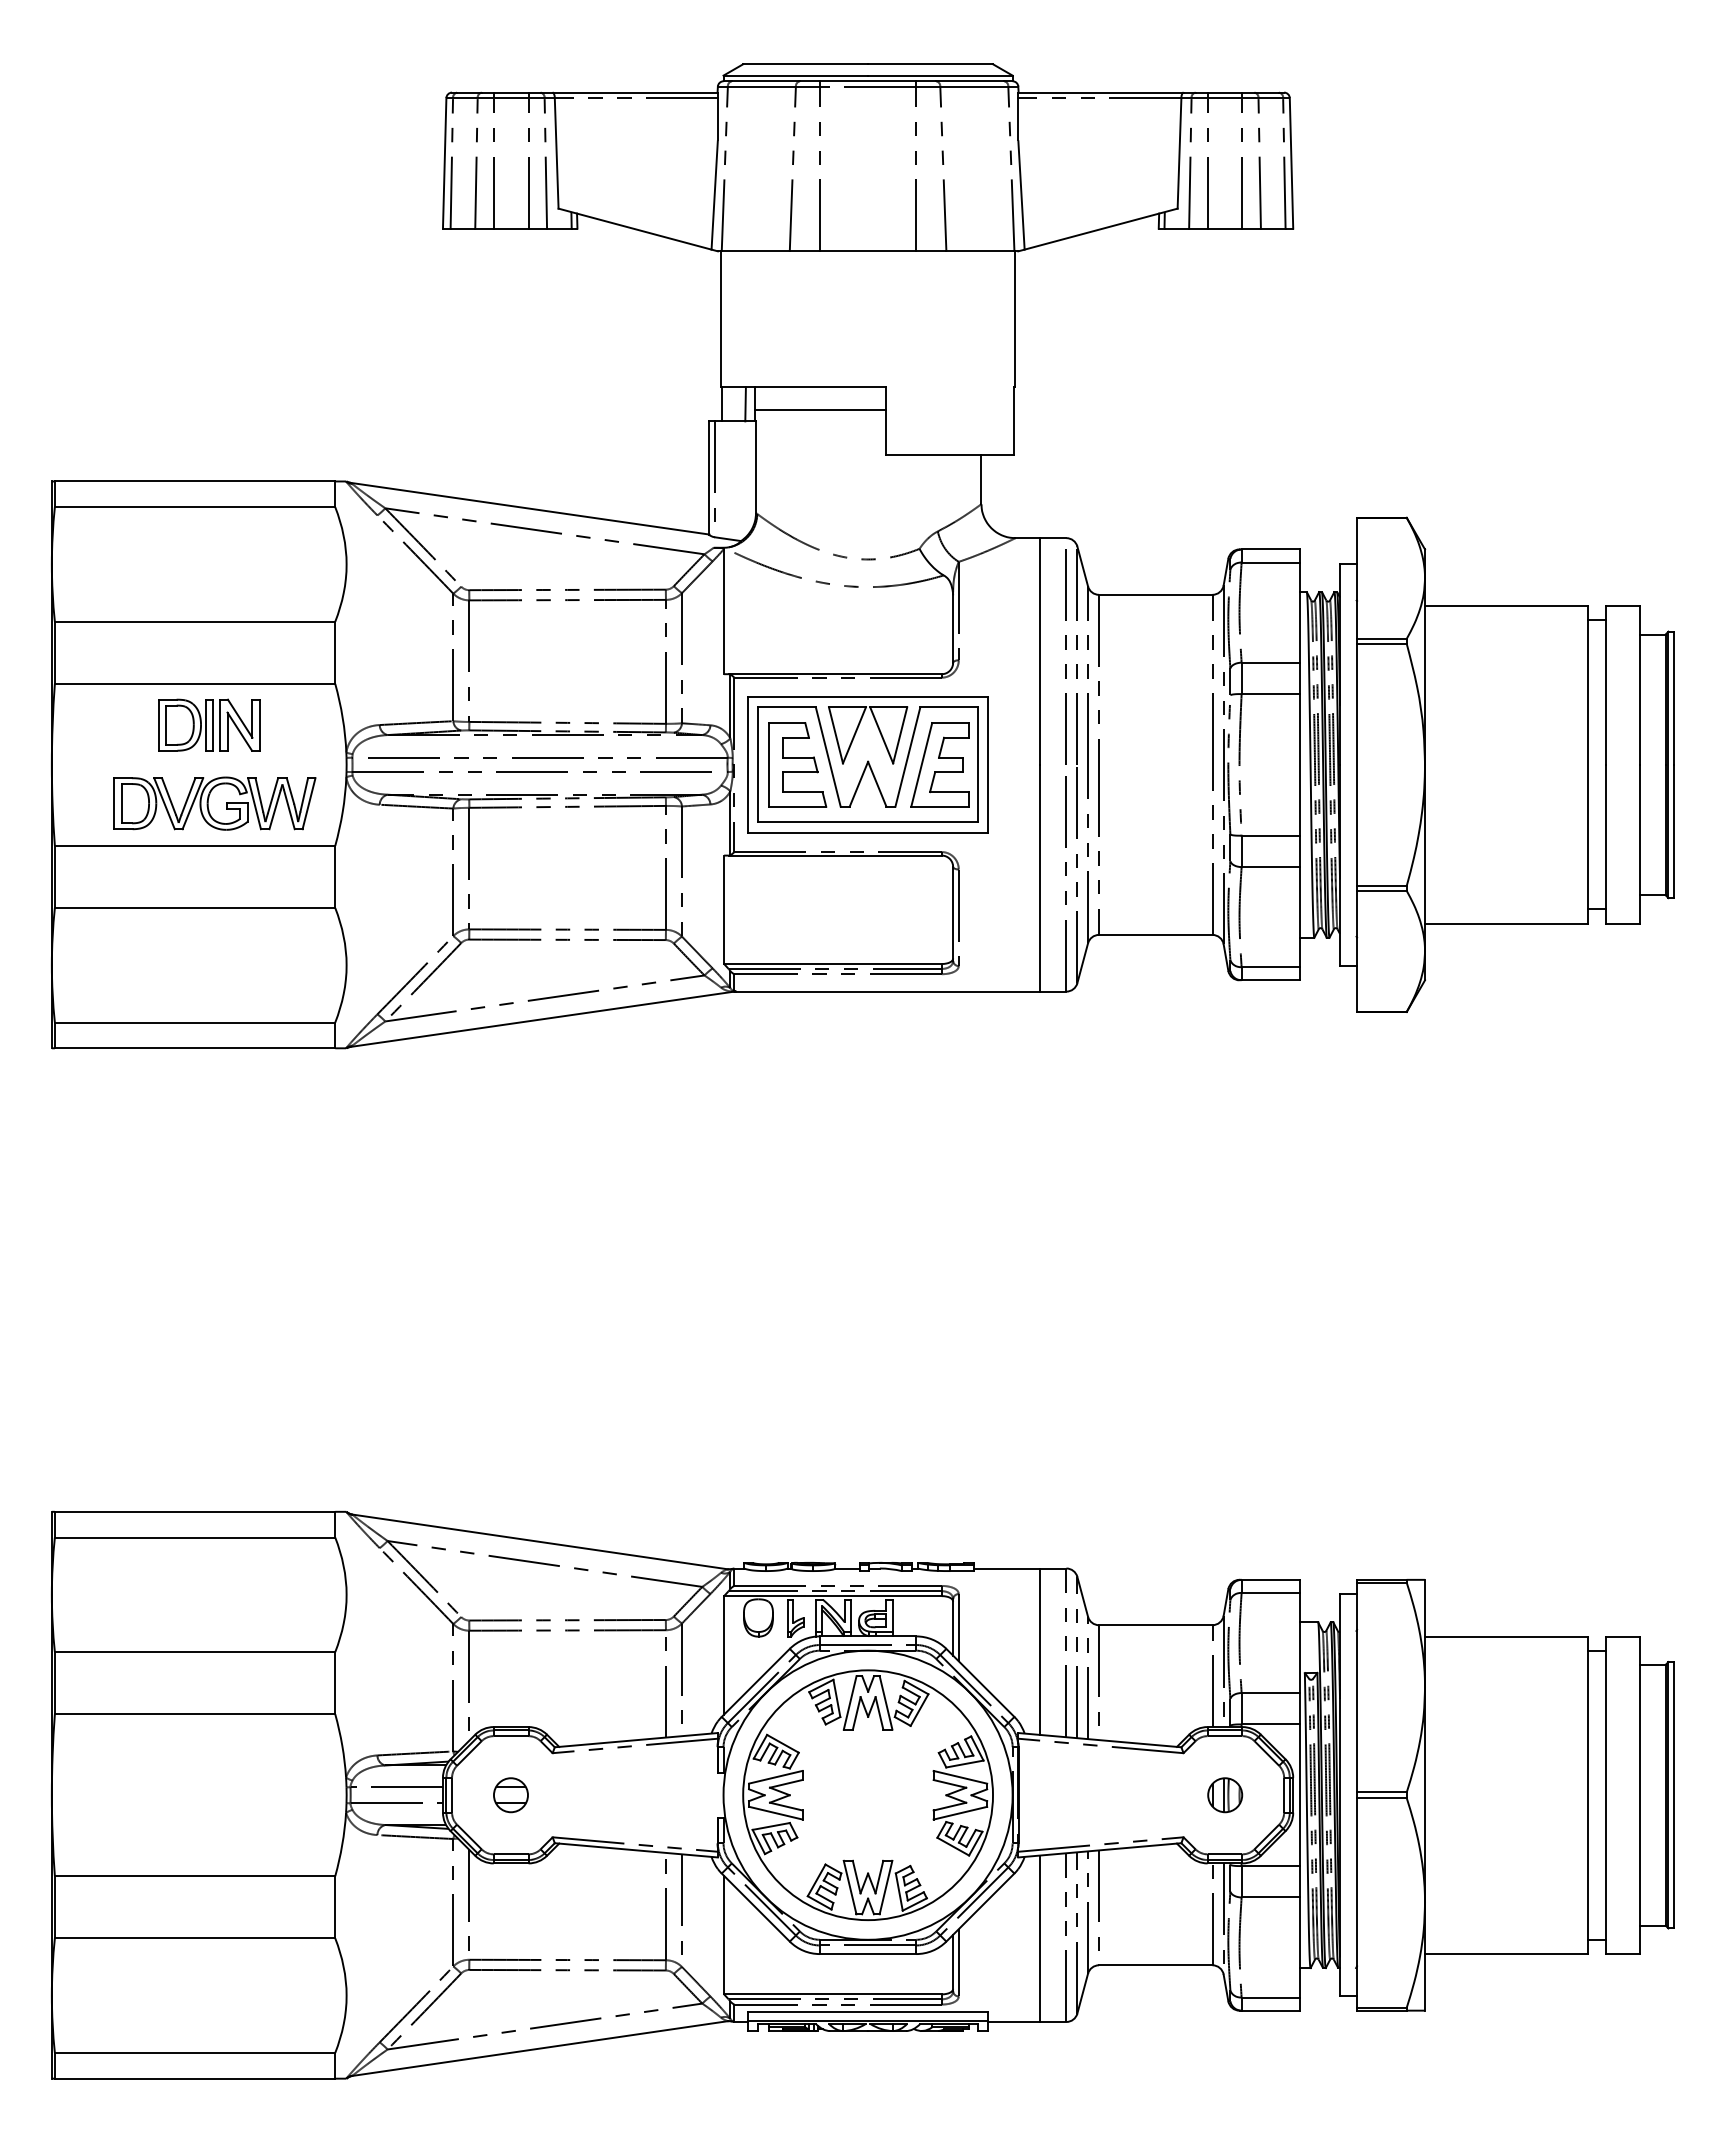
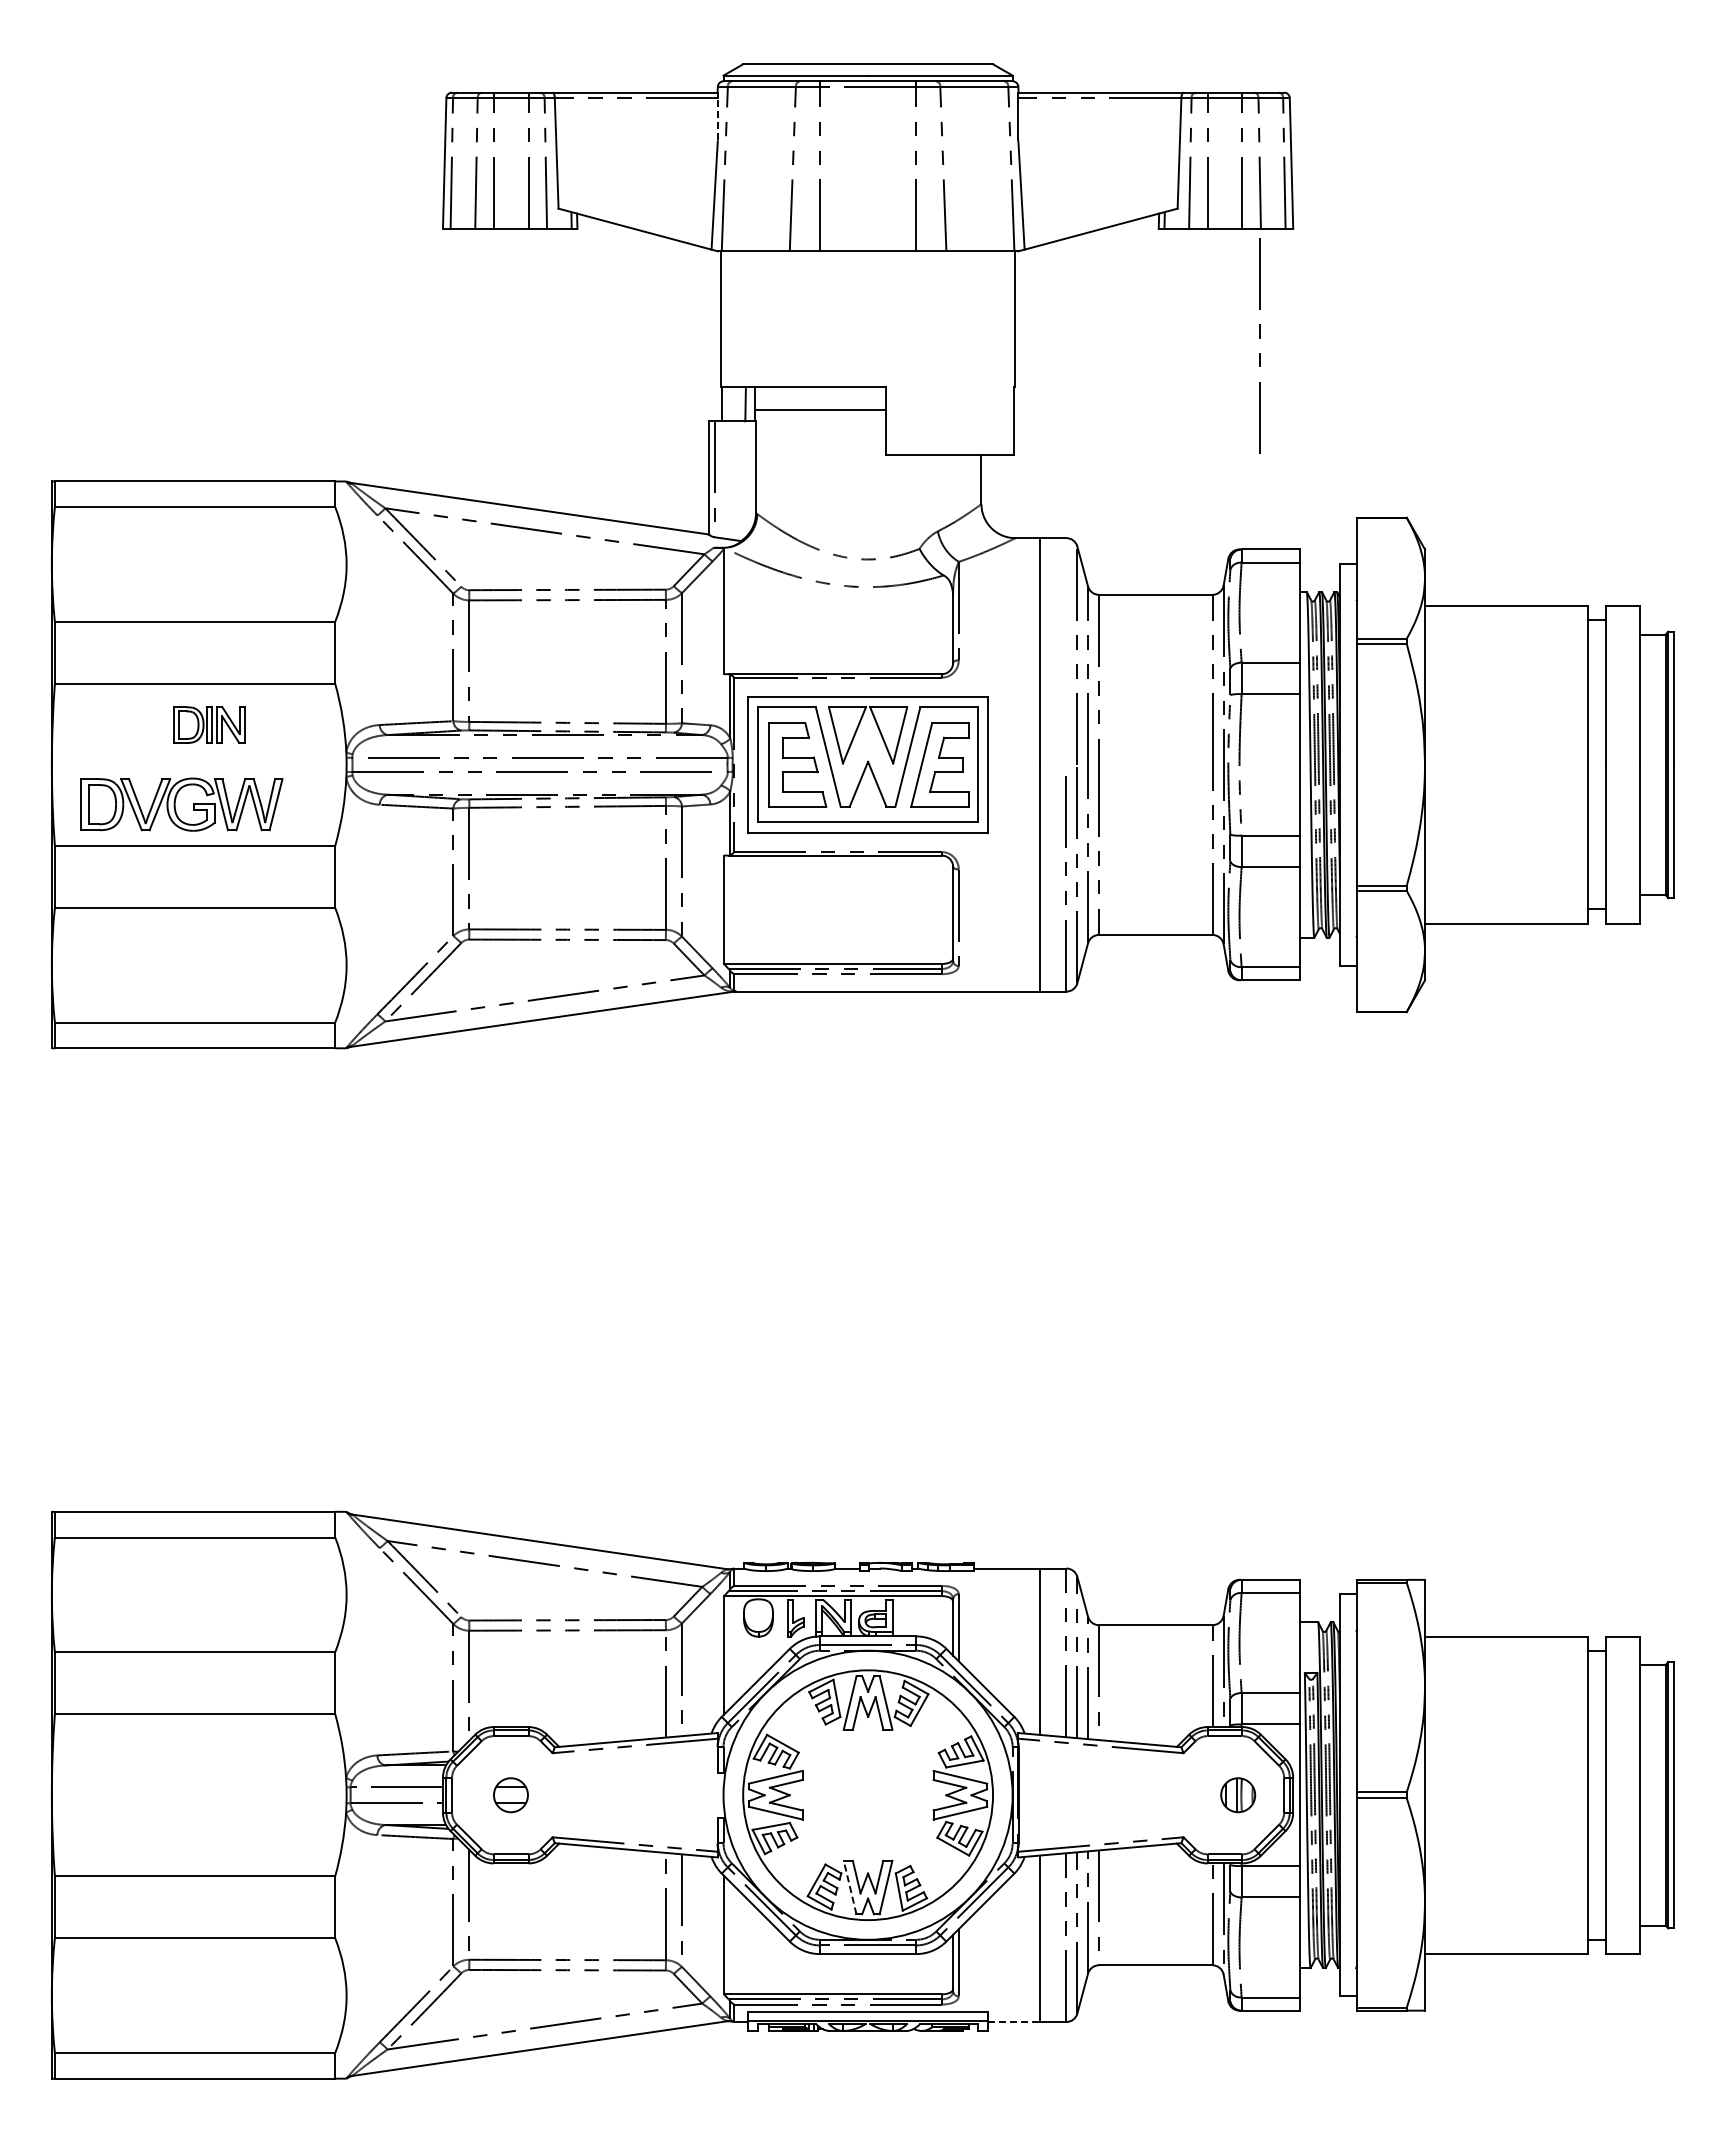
line: solid -> dashed (717, 119)
line position: (1065, 649) -> (1259, 338) (1259, 338)
part size: 103x54 px -> 73x38 px (209, 724)
part position: (214, 803) -> (181, 804) (181, 804)
part position: (1225, 1795) -> (1238, 1795) (1238, 1795)
line: solid -> dashed (850, 1887)
line: solid -> dashed (1014, 2021)
